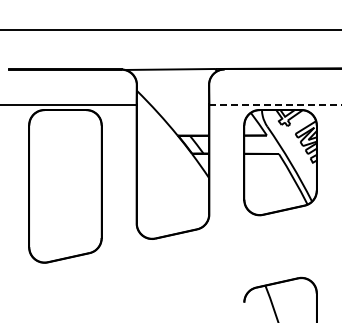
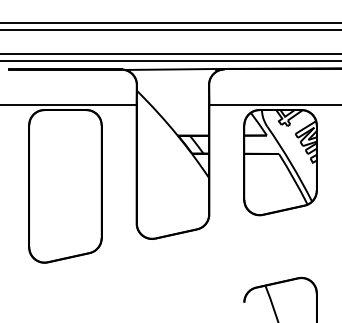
line: none -> present (170, 23)
line: none -> present (170, 54)
line: none -> present (170, 60)
line: dashed -> solid (275, 104)
